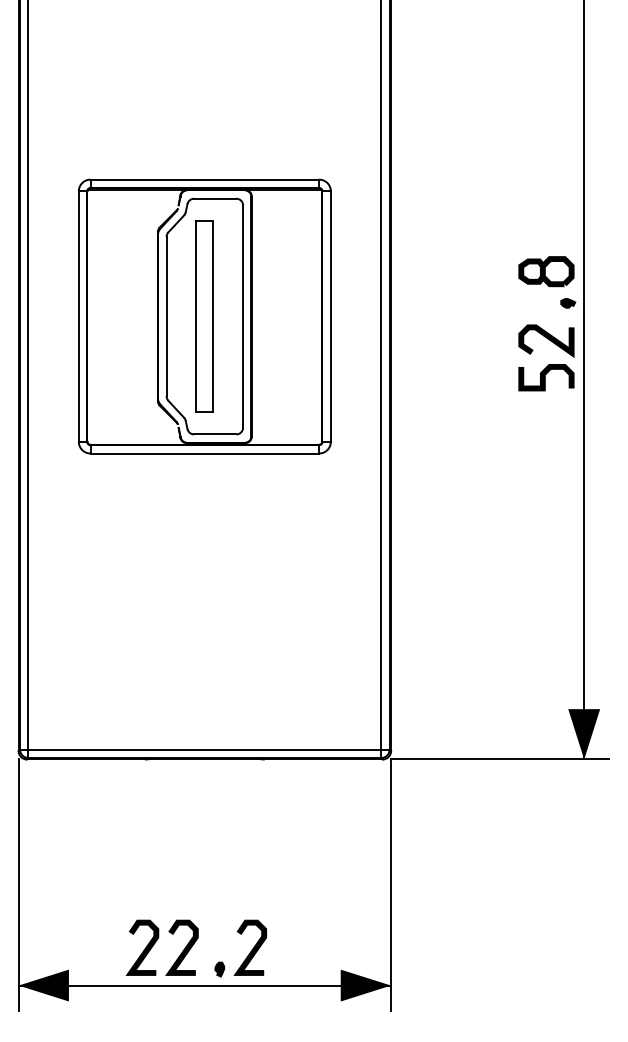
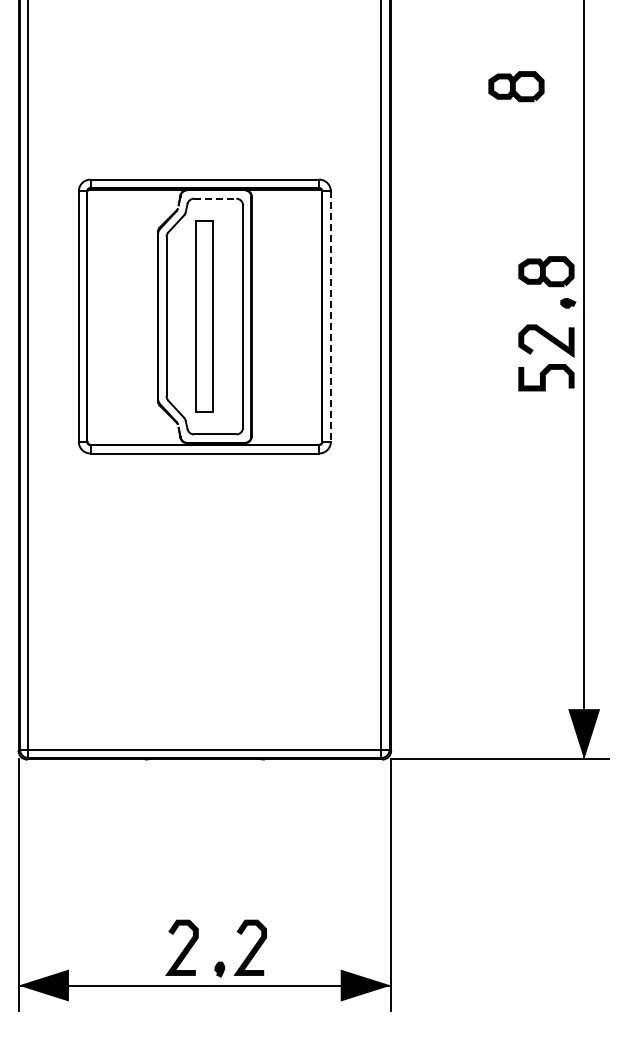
part: none -> present (516, 86)
line: solid -> dashed (215, 198)
line: solid -> dashed (330, 317)
curve: present -> none (144, 948)
